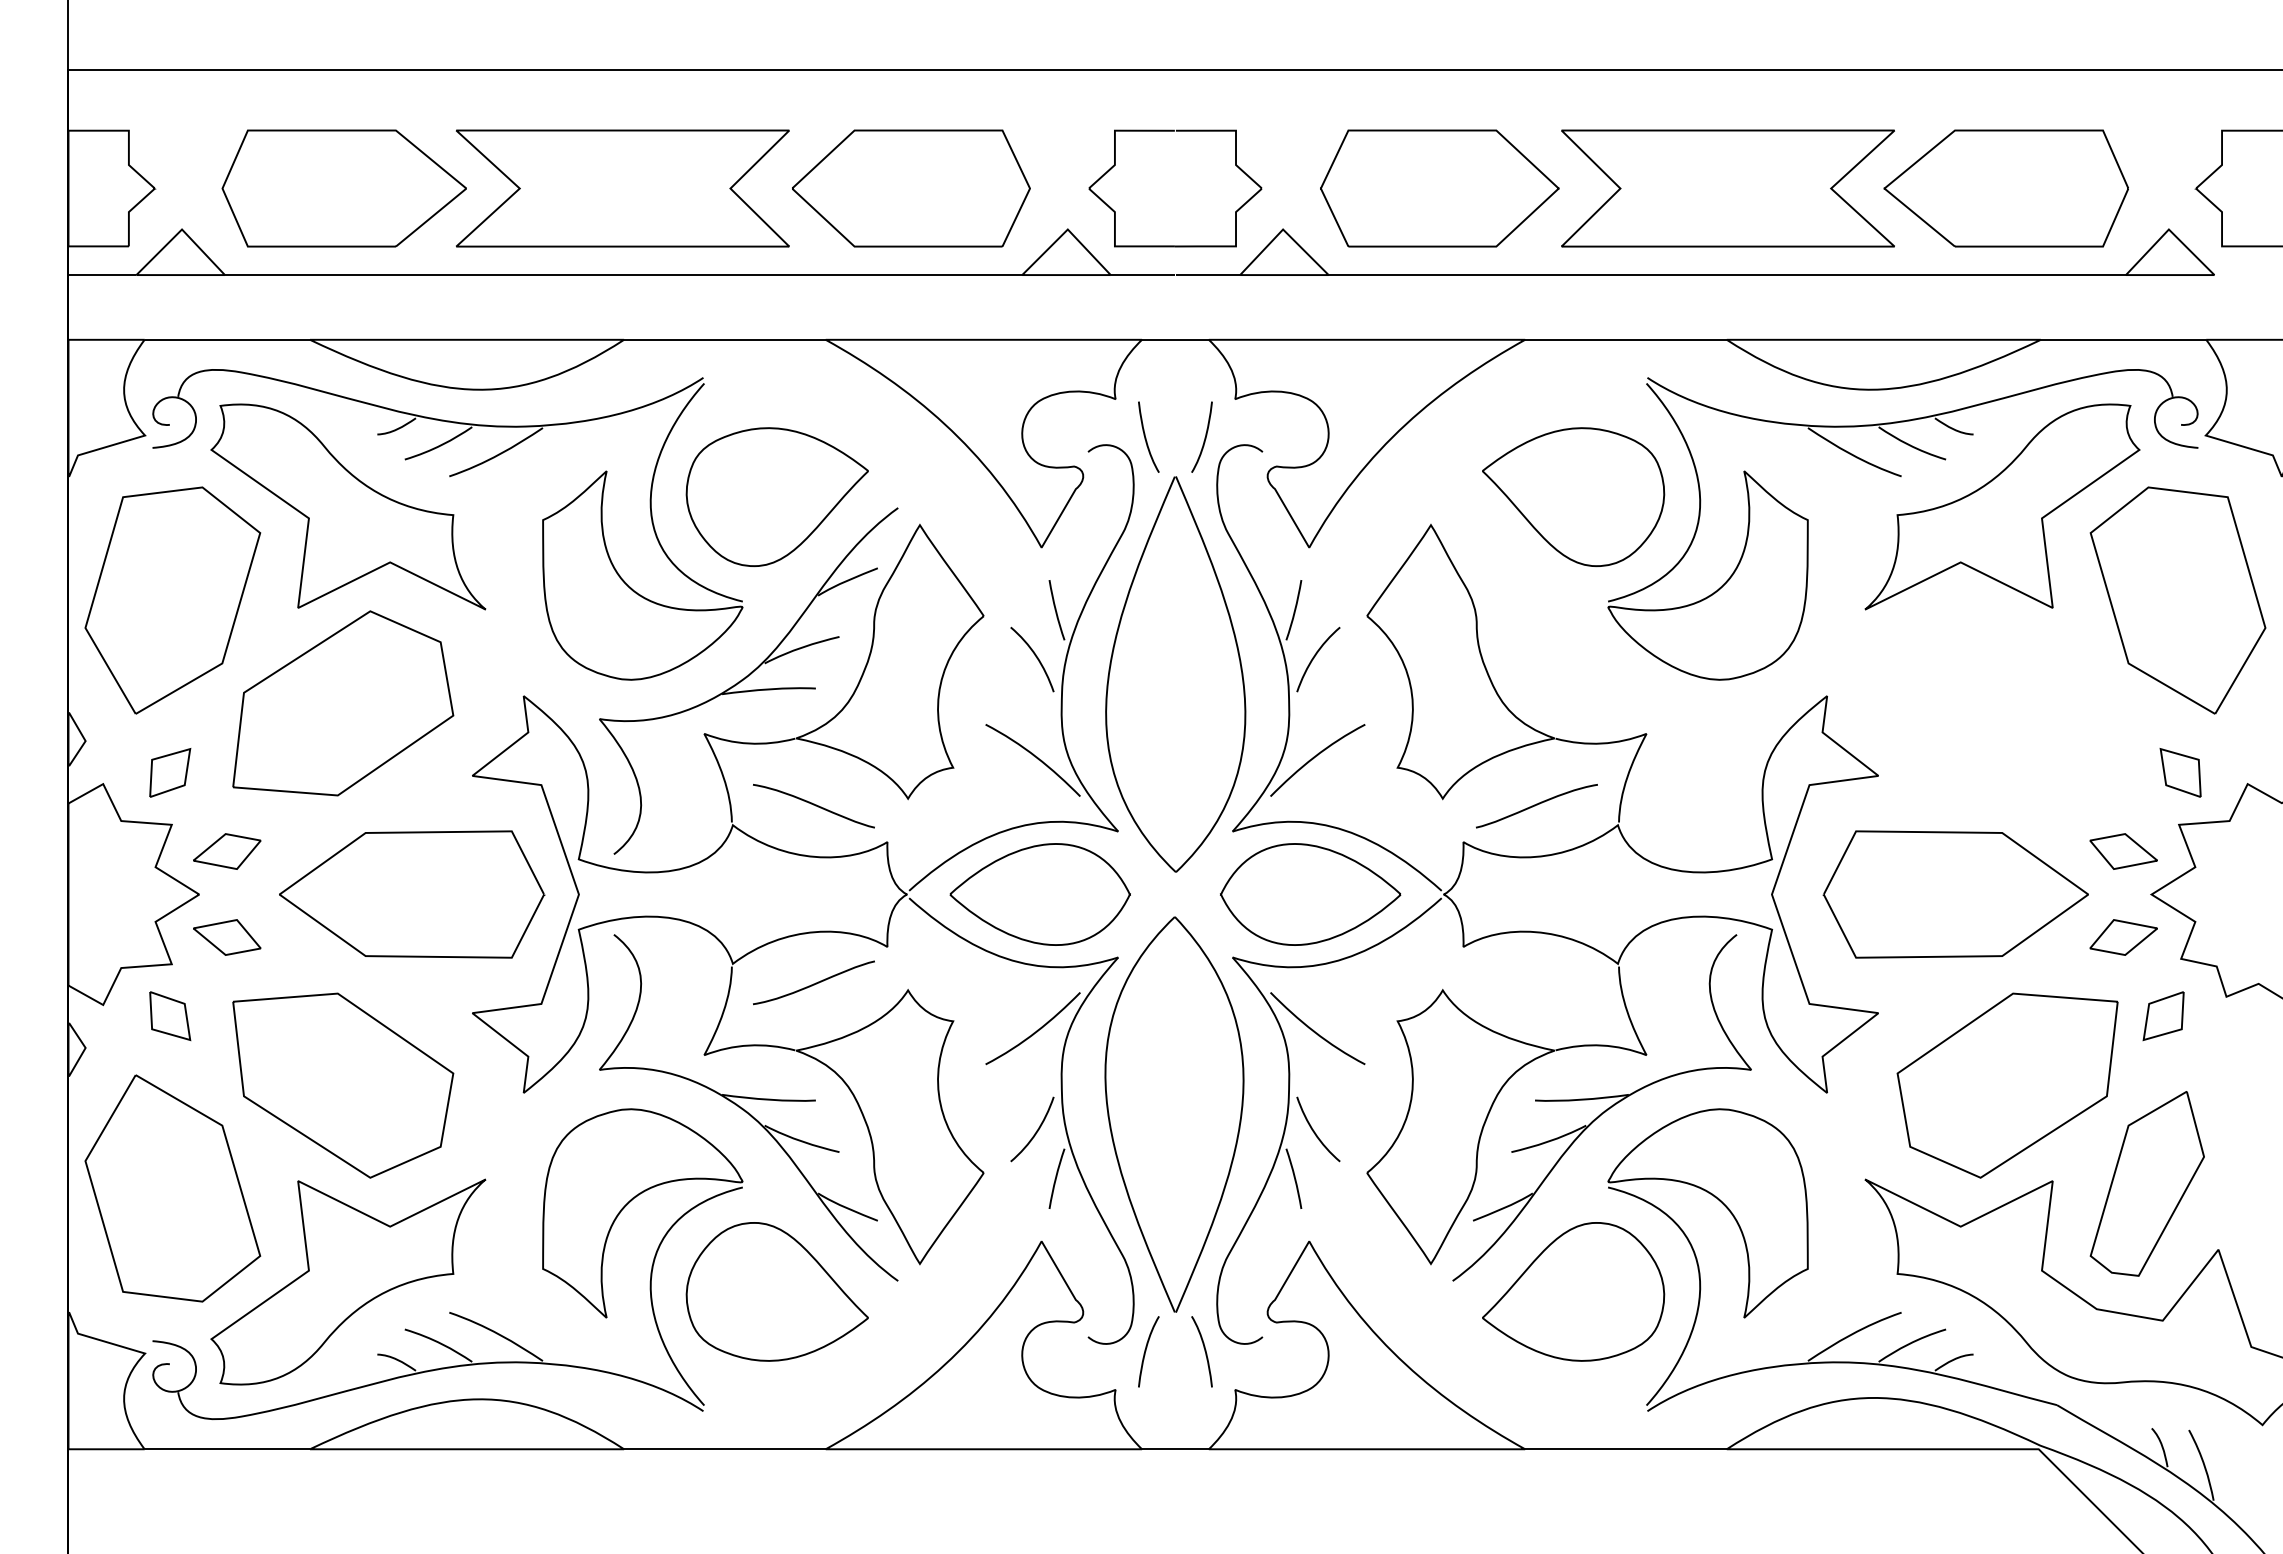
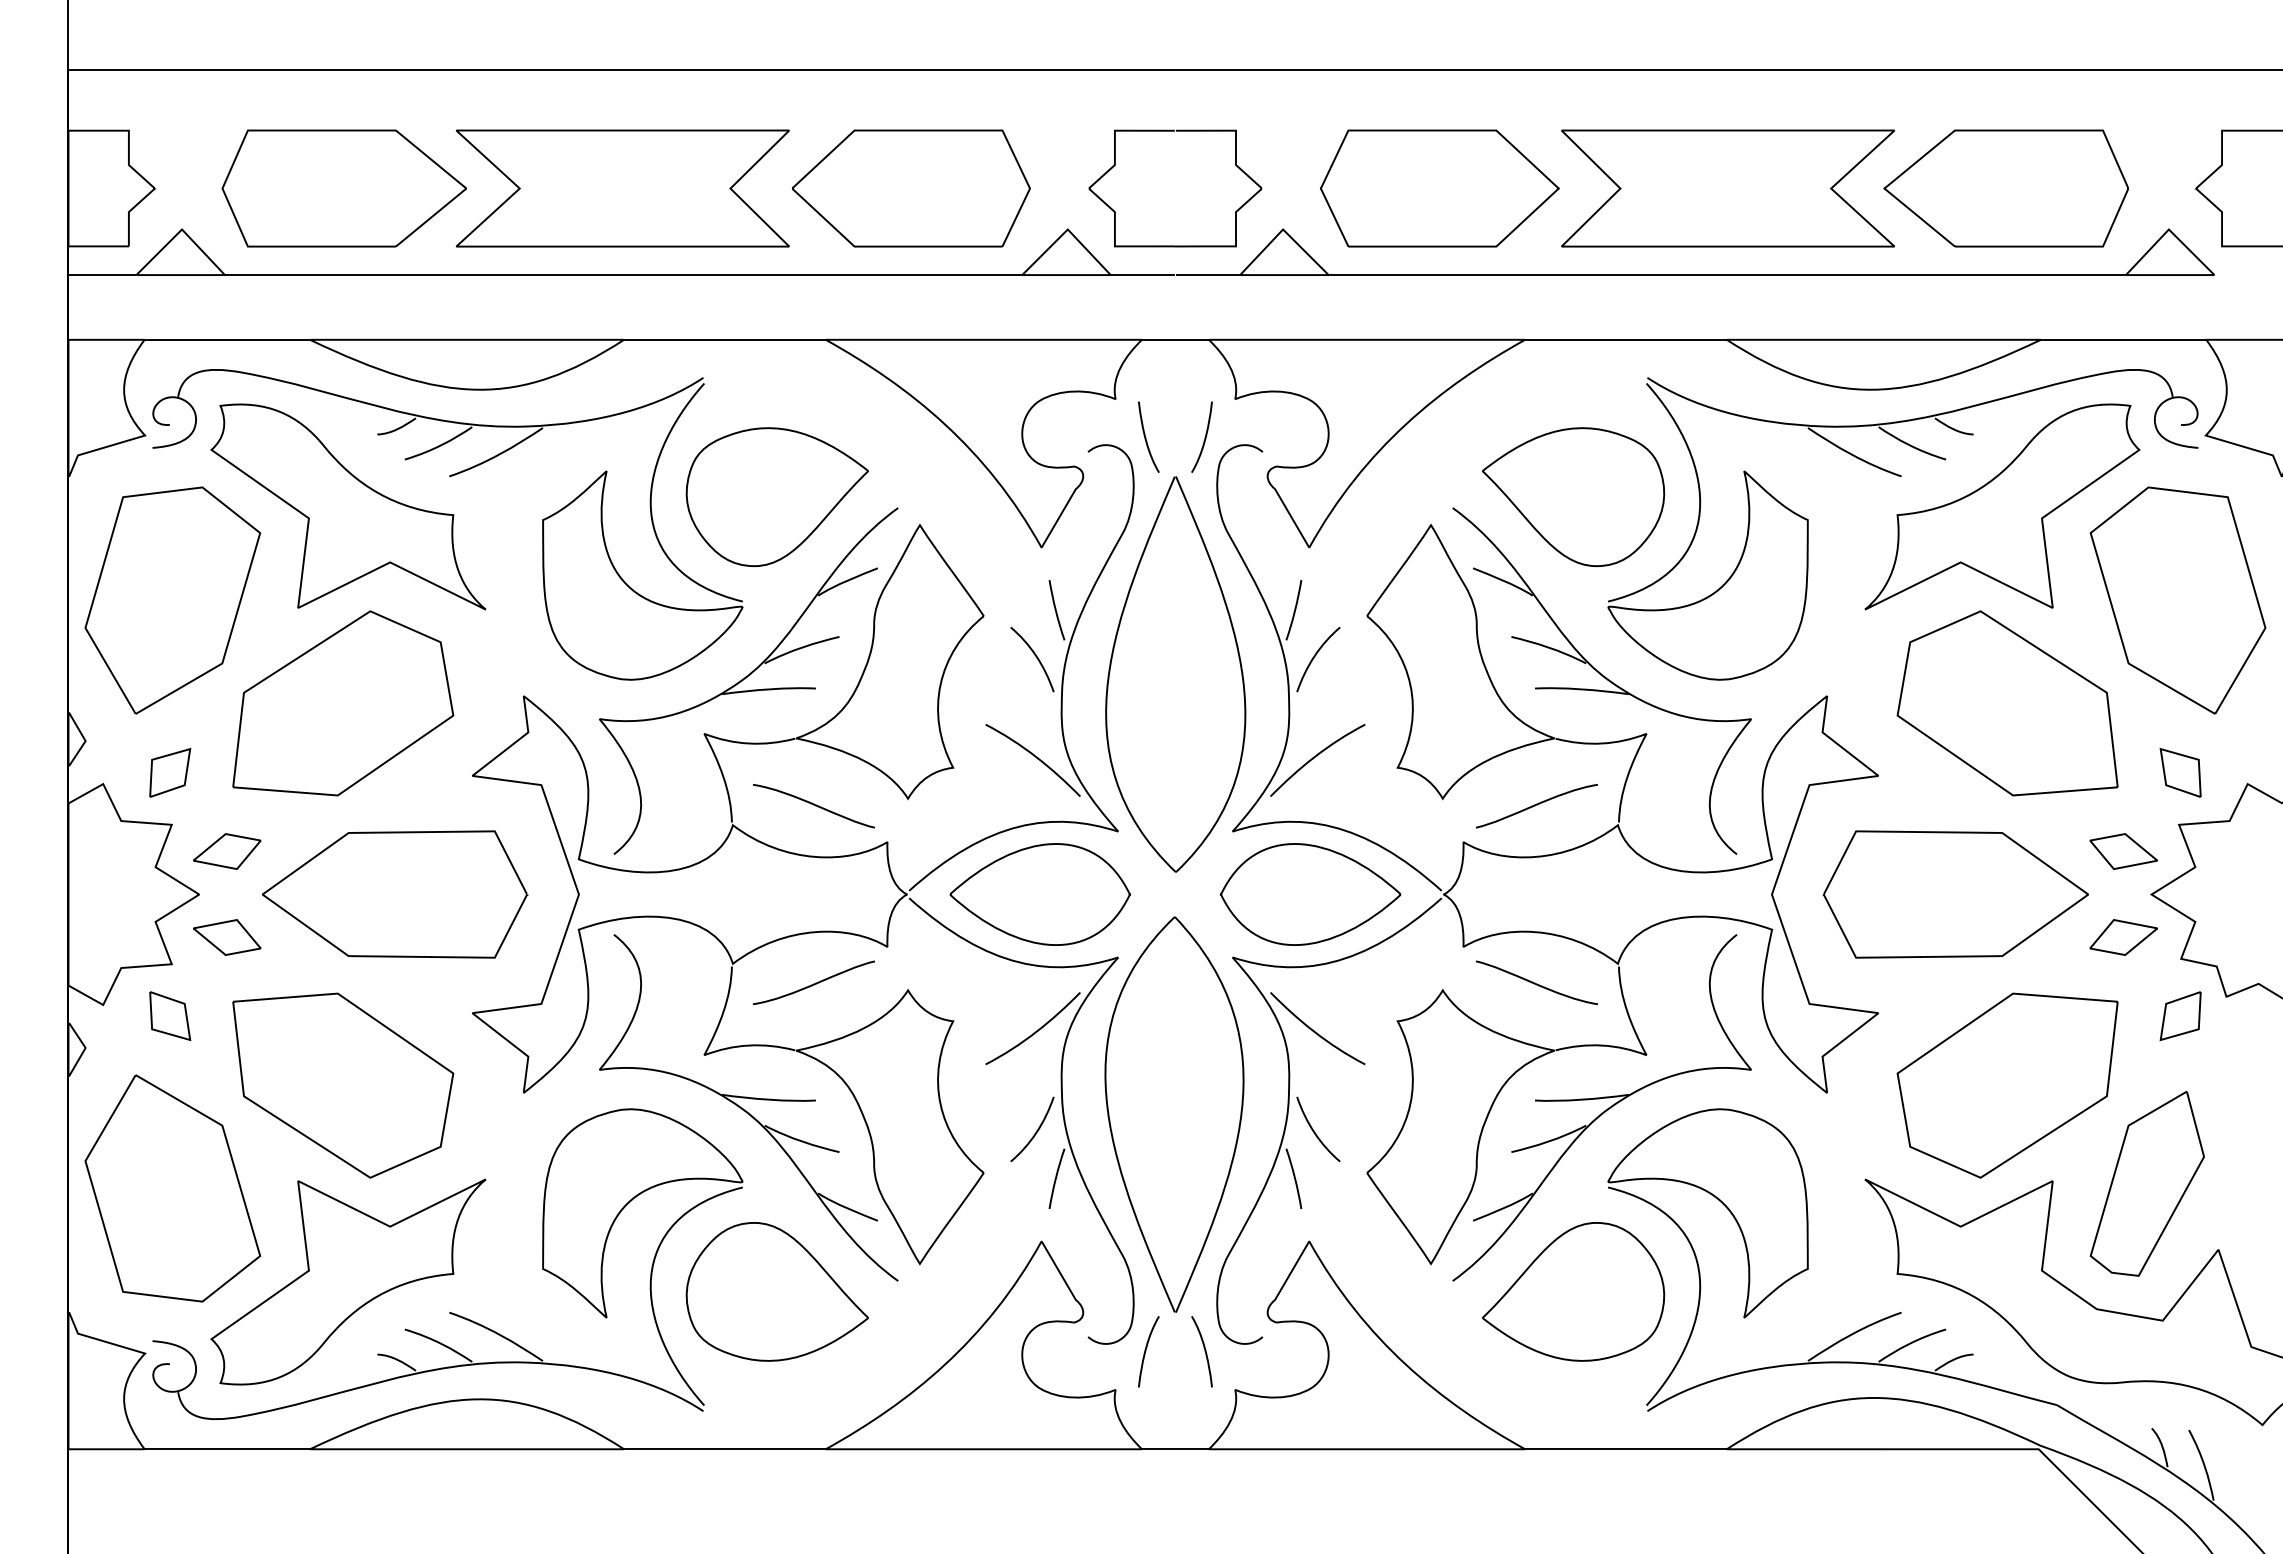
part: none -> present (1601, 680)
part: none -> present (2007, 703)
part position: (412, 894) -> (395, 894) (395, 894)
curve: none -> present (1535, 982)
part position: (2163, 1016) -> (2180, 1016) (2180, 1016)
